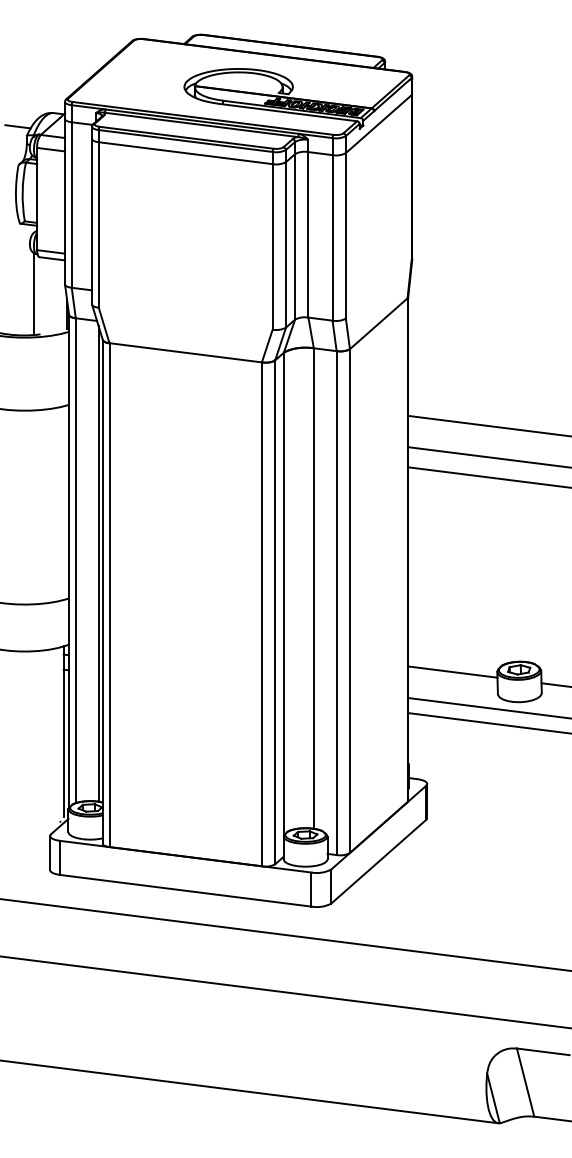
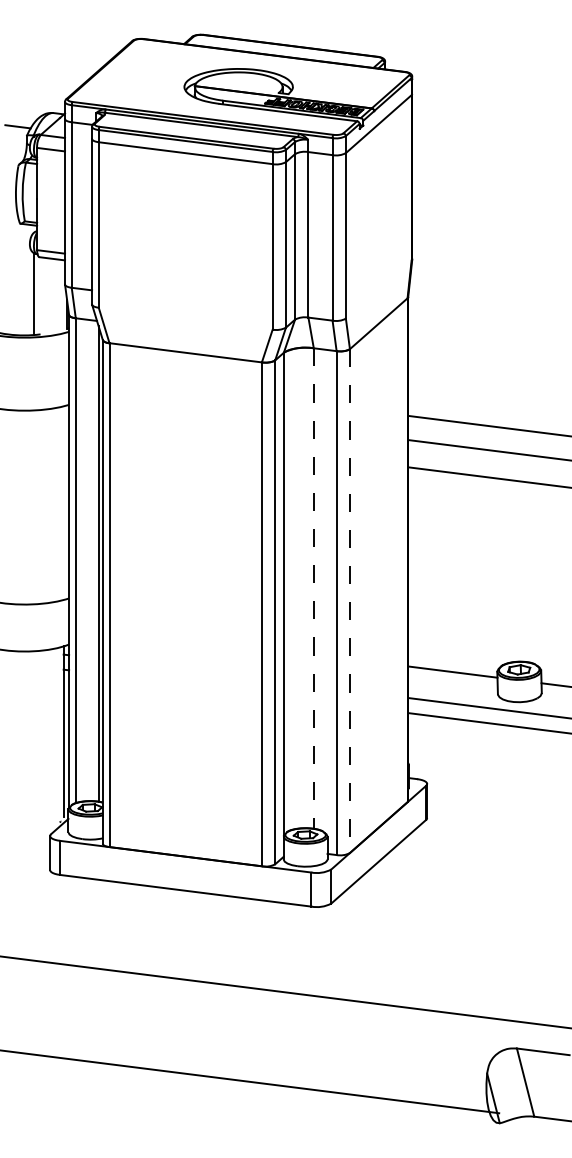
line position: (488, 457) -> (488, 450) (488, 450)
line: solid -> dashed (313, 589)
line: solid -> dashed (349, 601)
line: present -> none (285, 934)
line position: (250, 1091) -> (250, 1081) (250, 1081)
